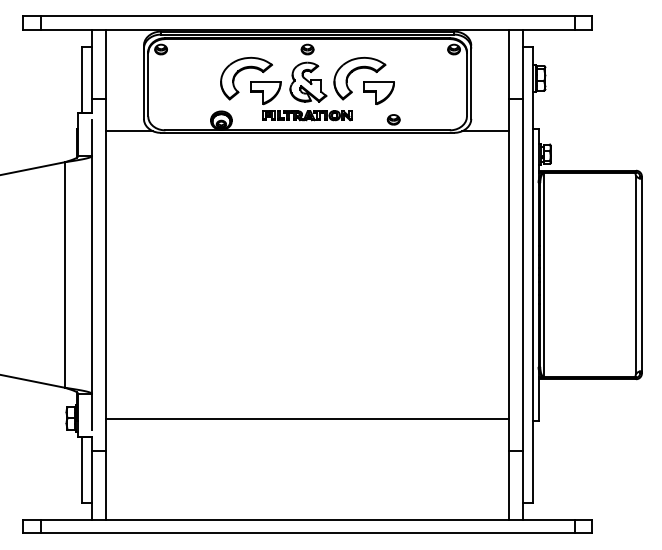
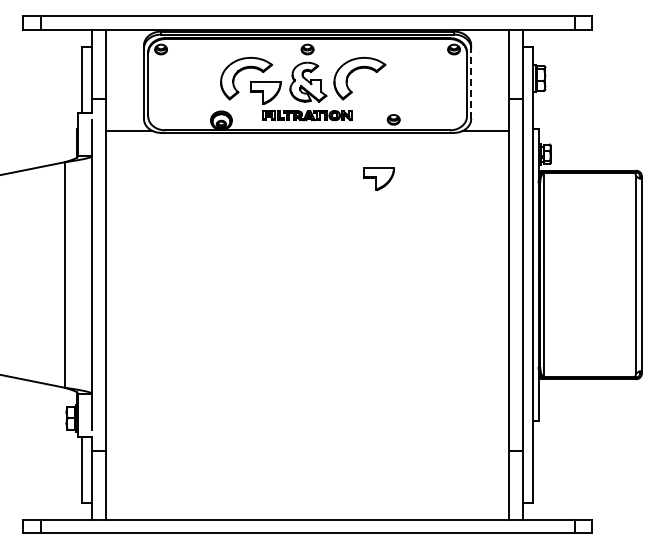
line: solid -> dashed (471, 83)
part position: (378, 92) -> (378, 178) (378, 178)
line: present -> none (307, 418)
